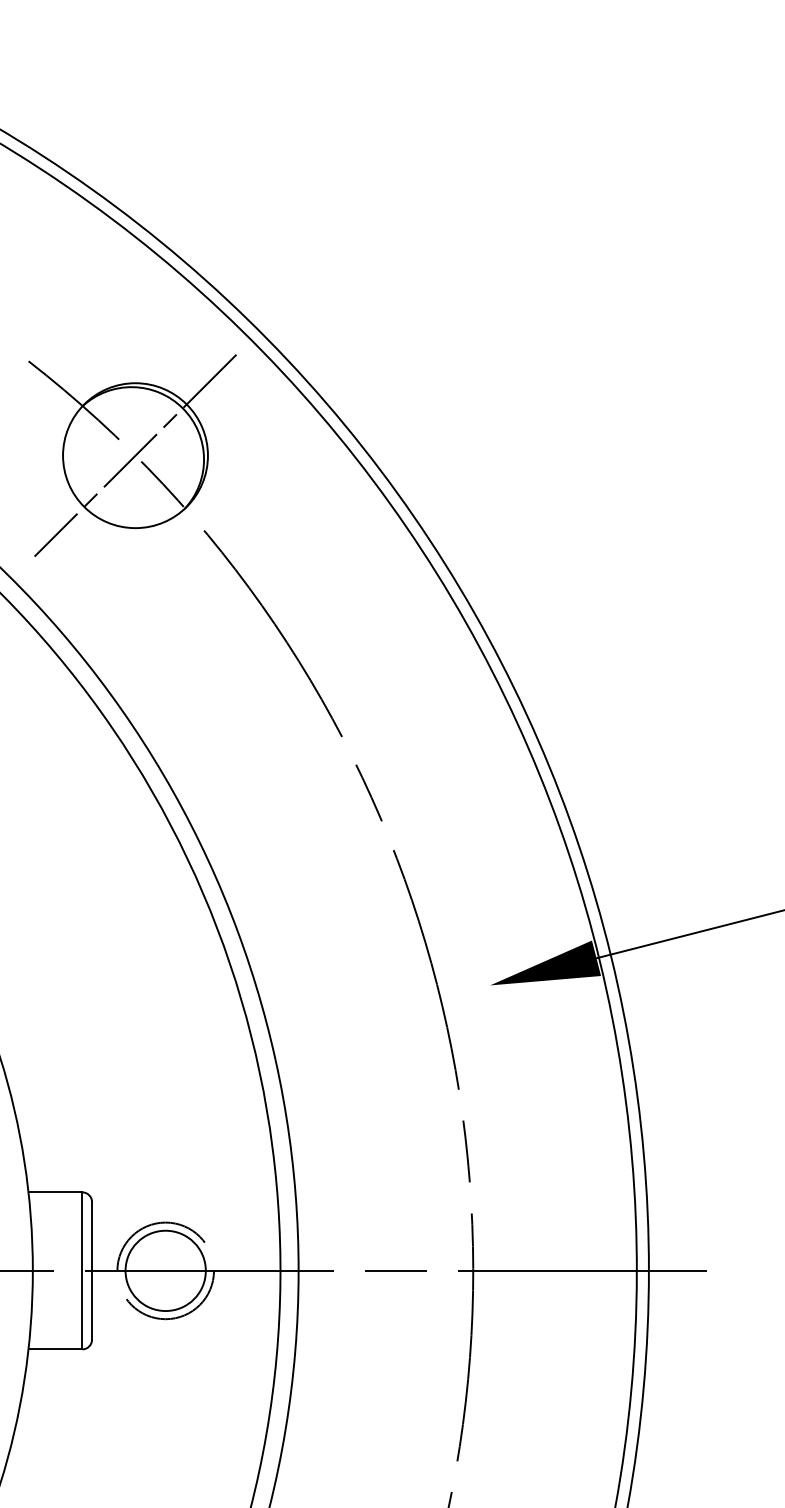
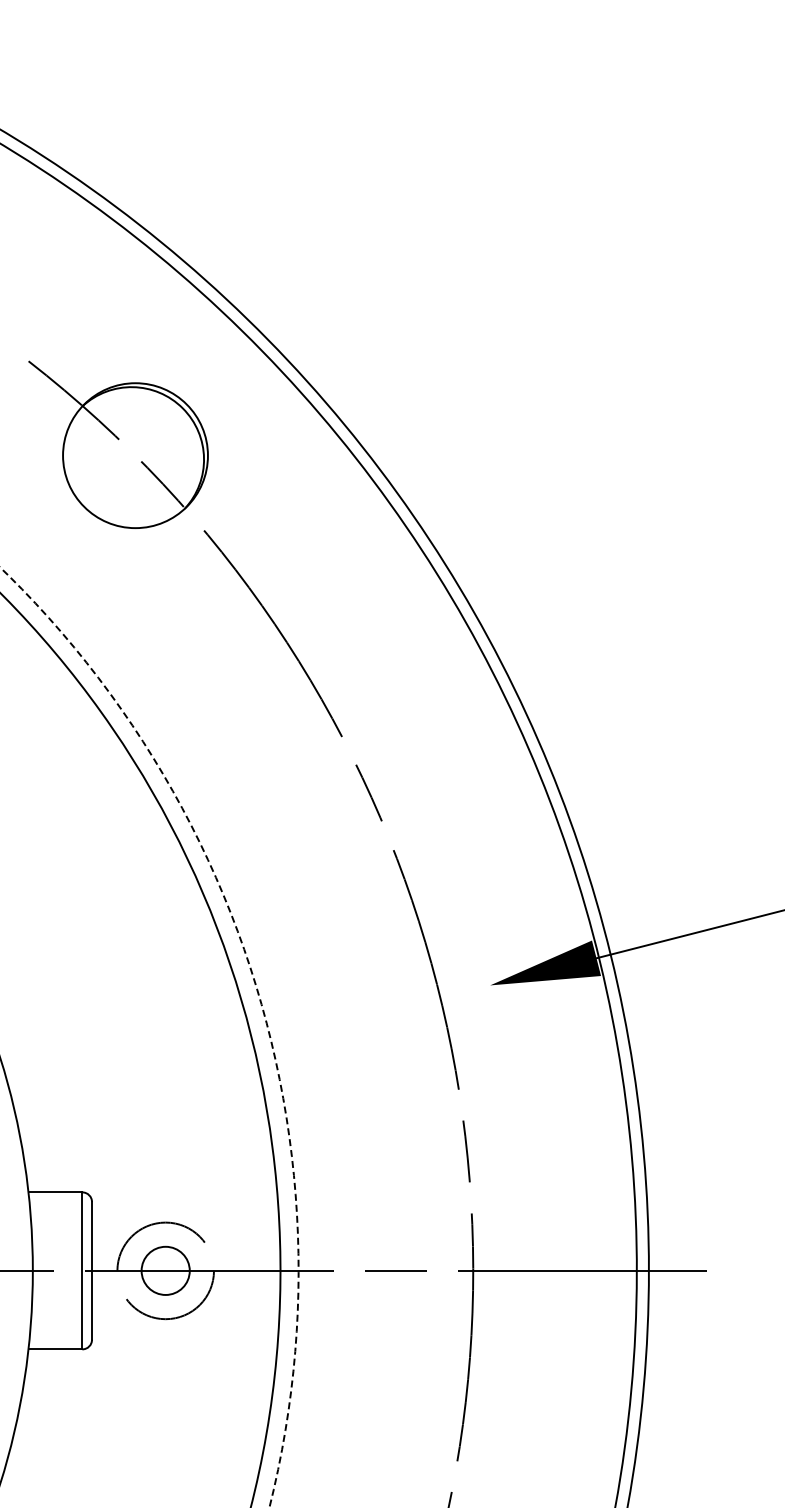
line: present -> none (135, 455)
arc: solid -> dashed (260, 1001)
circle diameter: 80 px -> 48 px (165, 1270)
